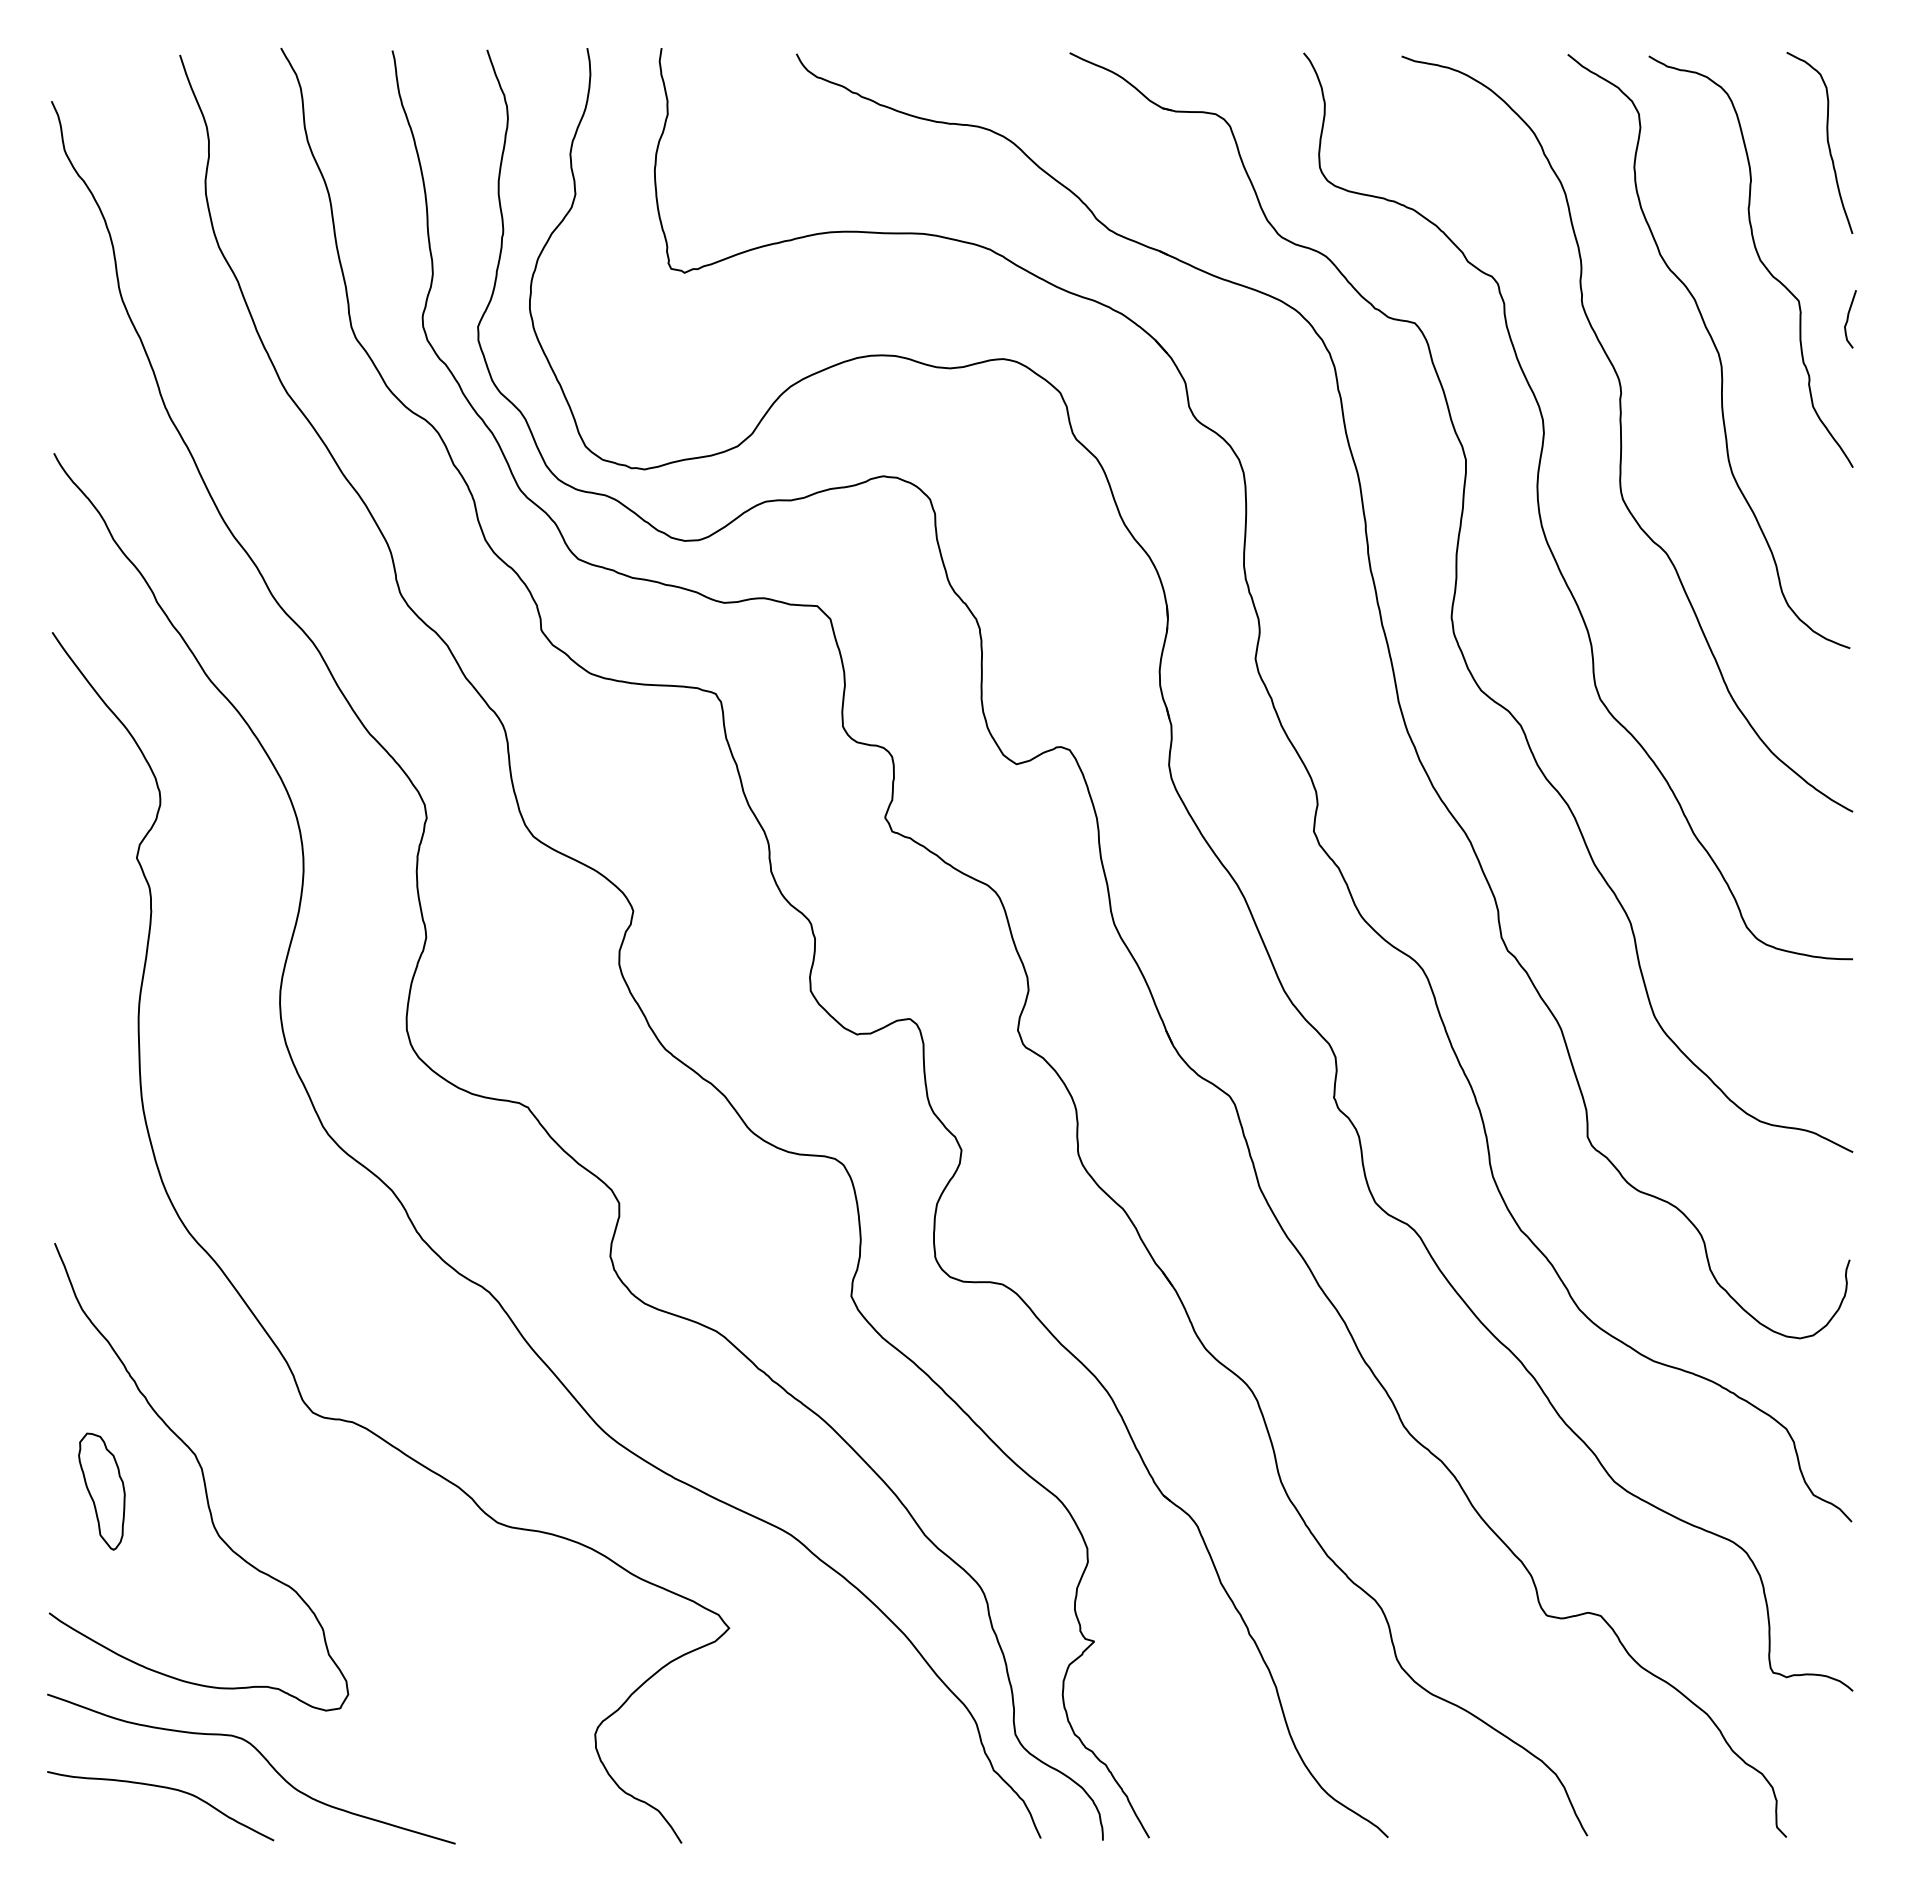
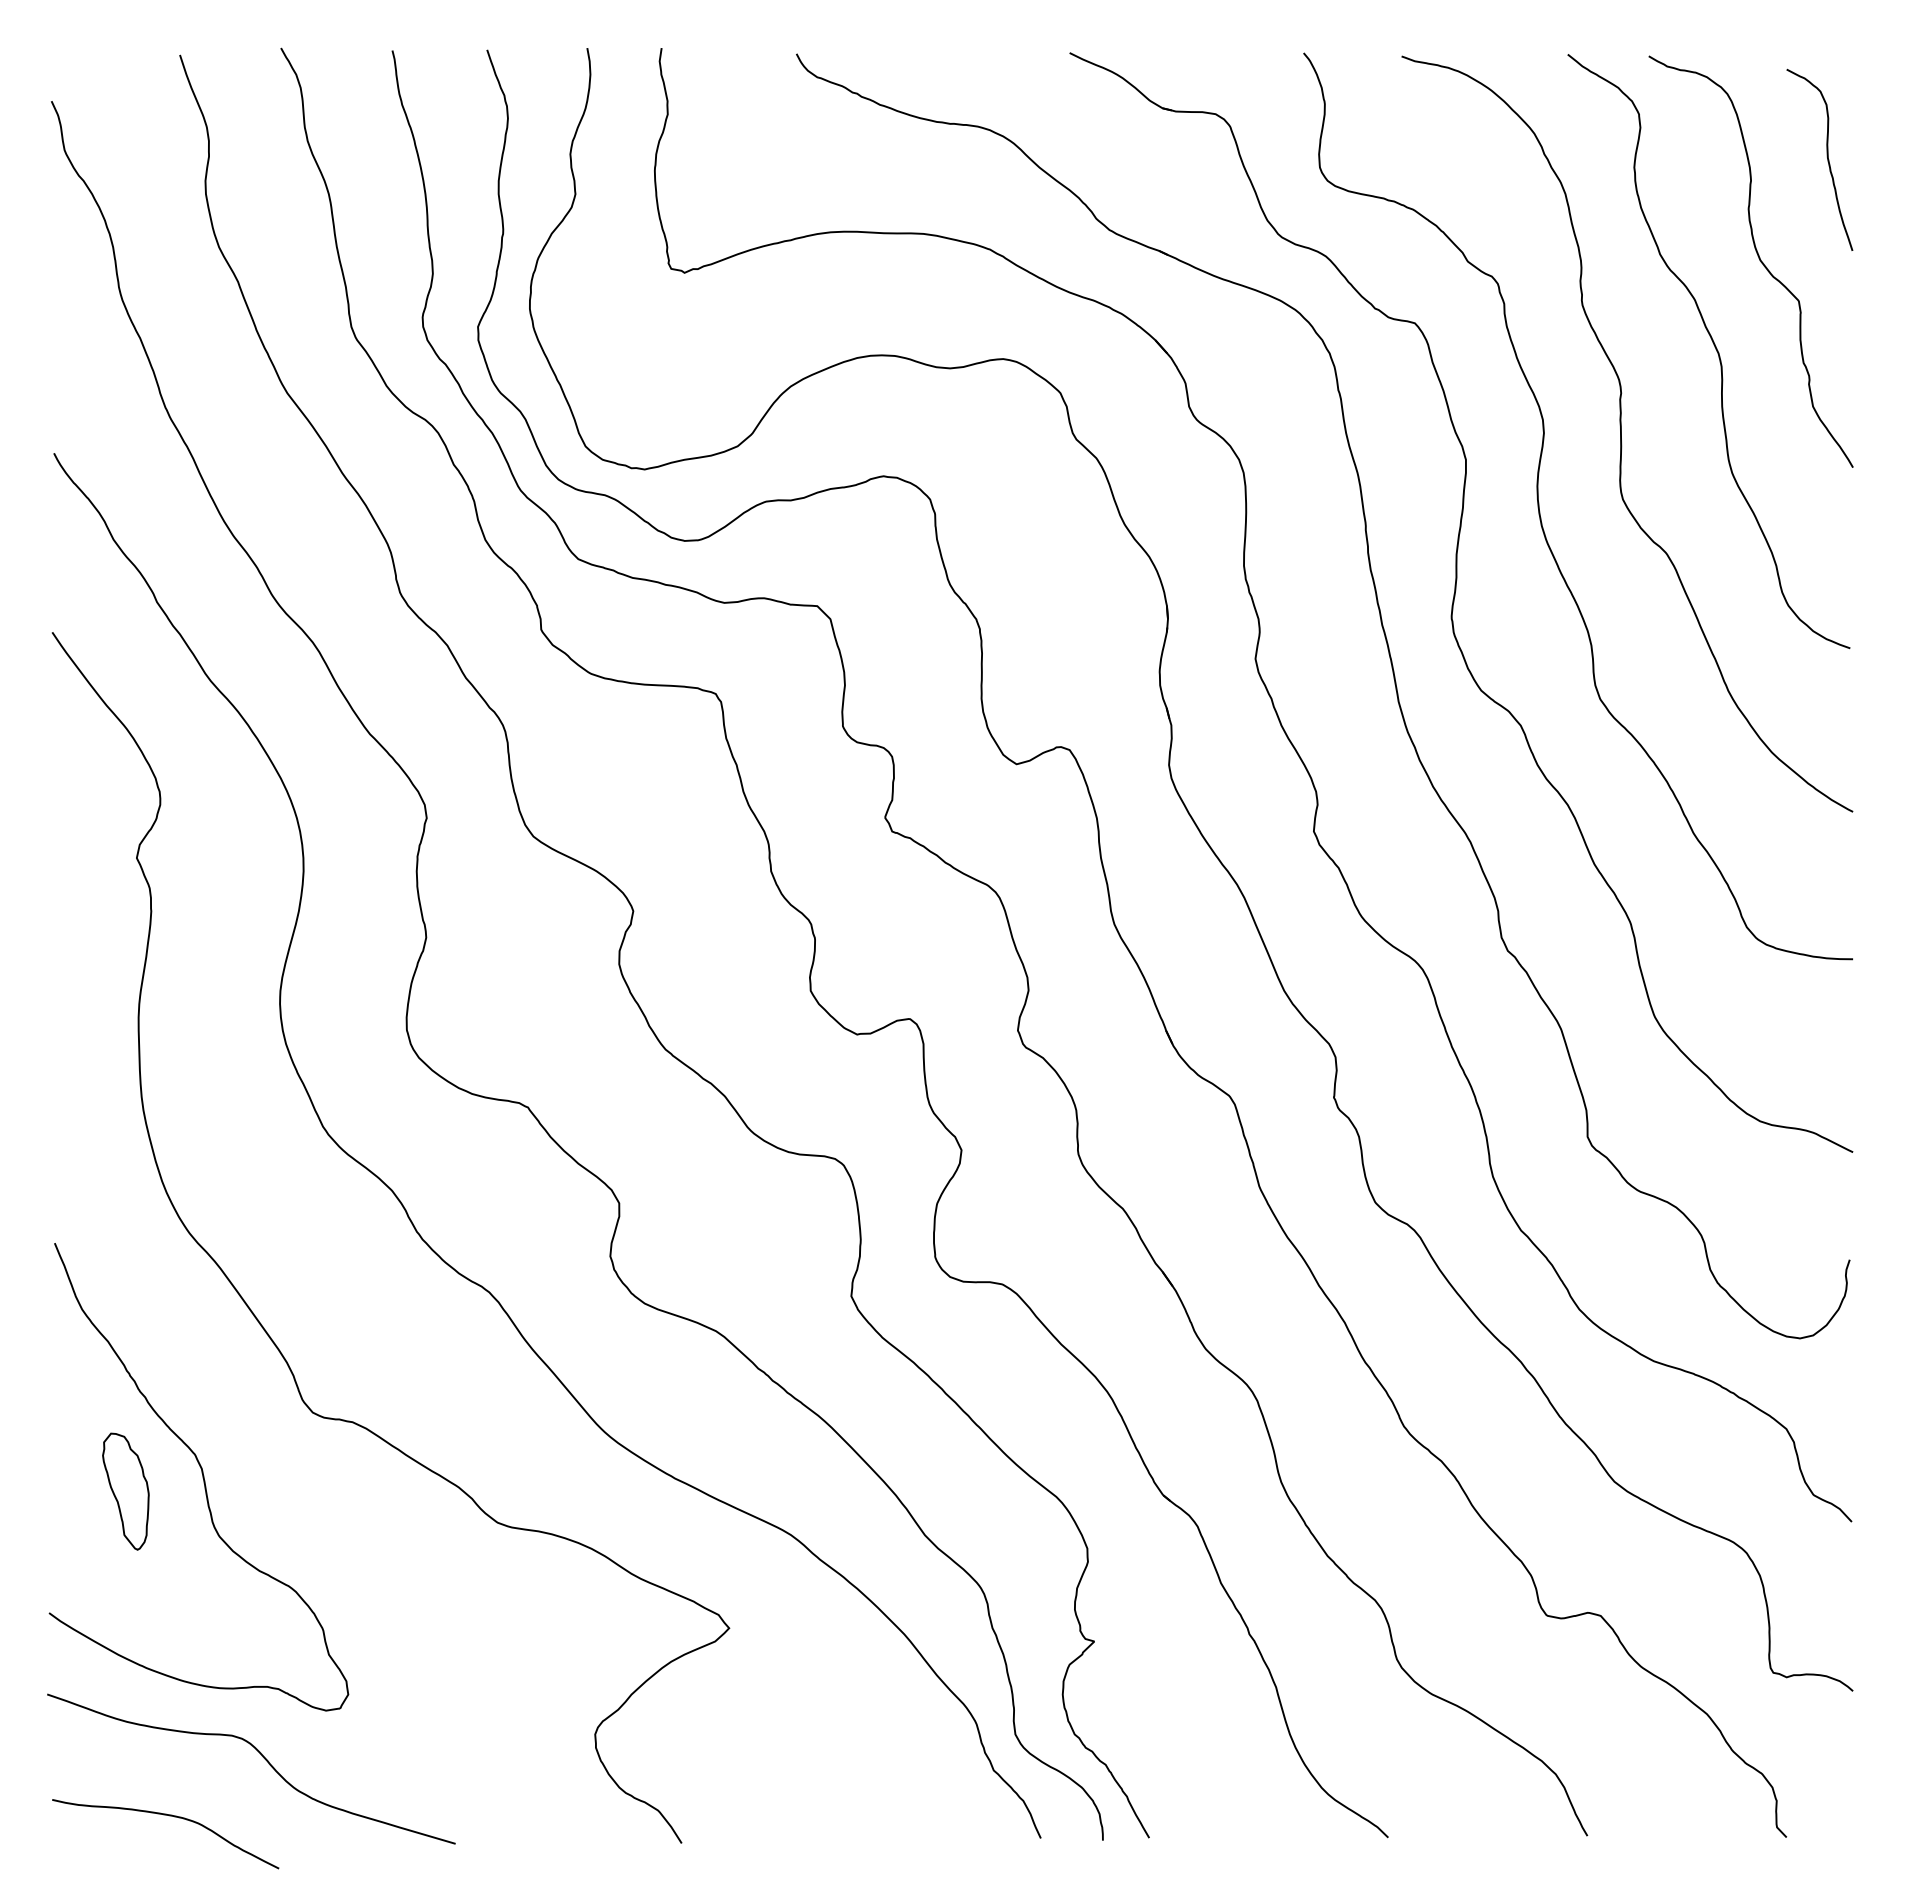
curve position: (1826, 139) -> (1826, 156) (1826, 156)
curve: present -> none (1848, 319)
part position: (101, 1491) -> (125, 1491) (125, 1491)
curve position: (164, 1788) -> (169, 1816) (169, 1816)
